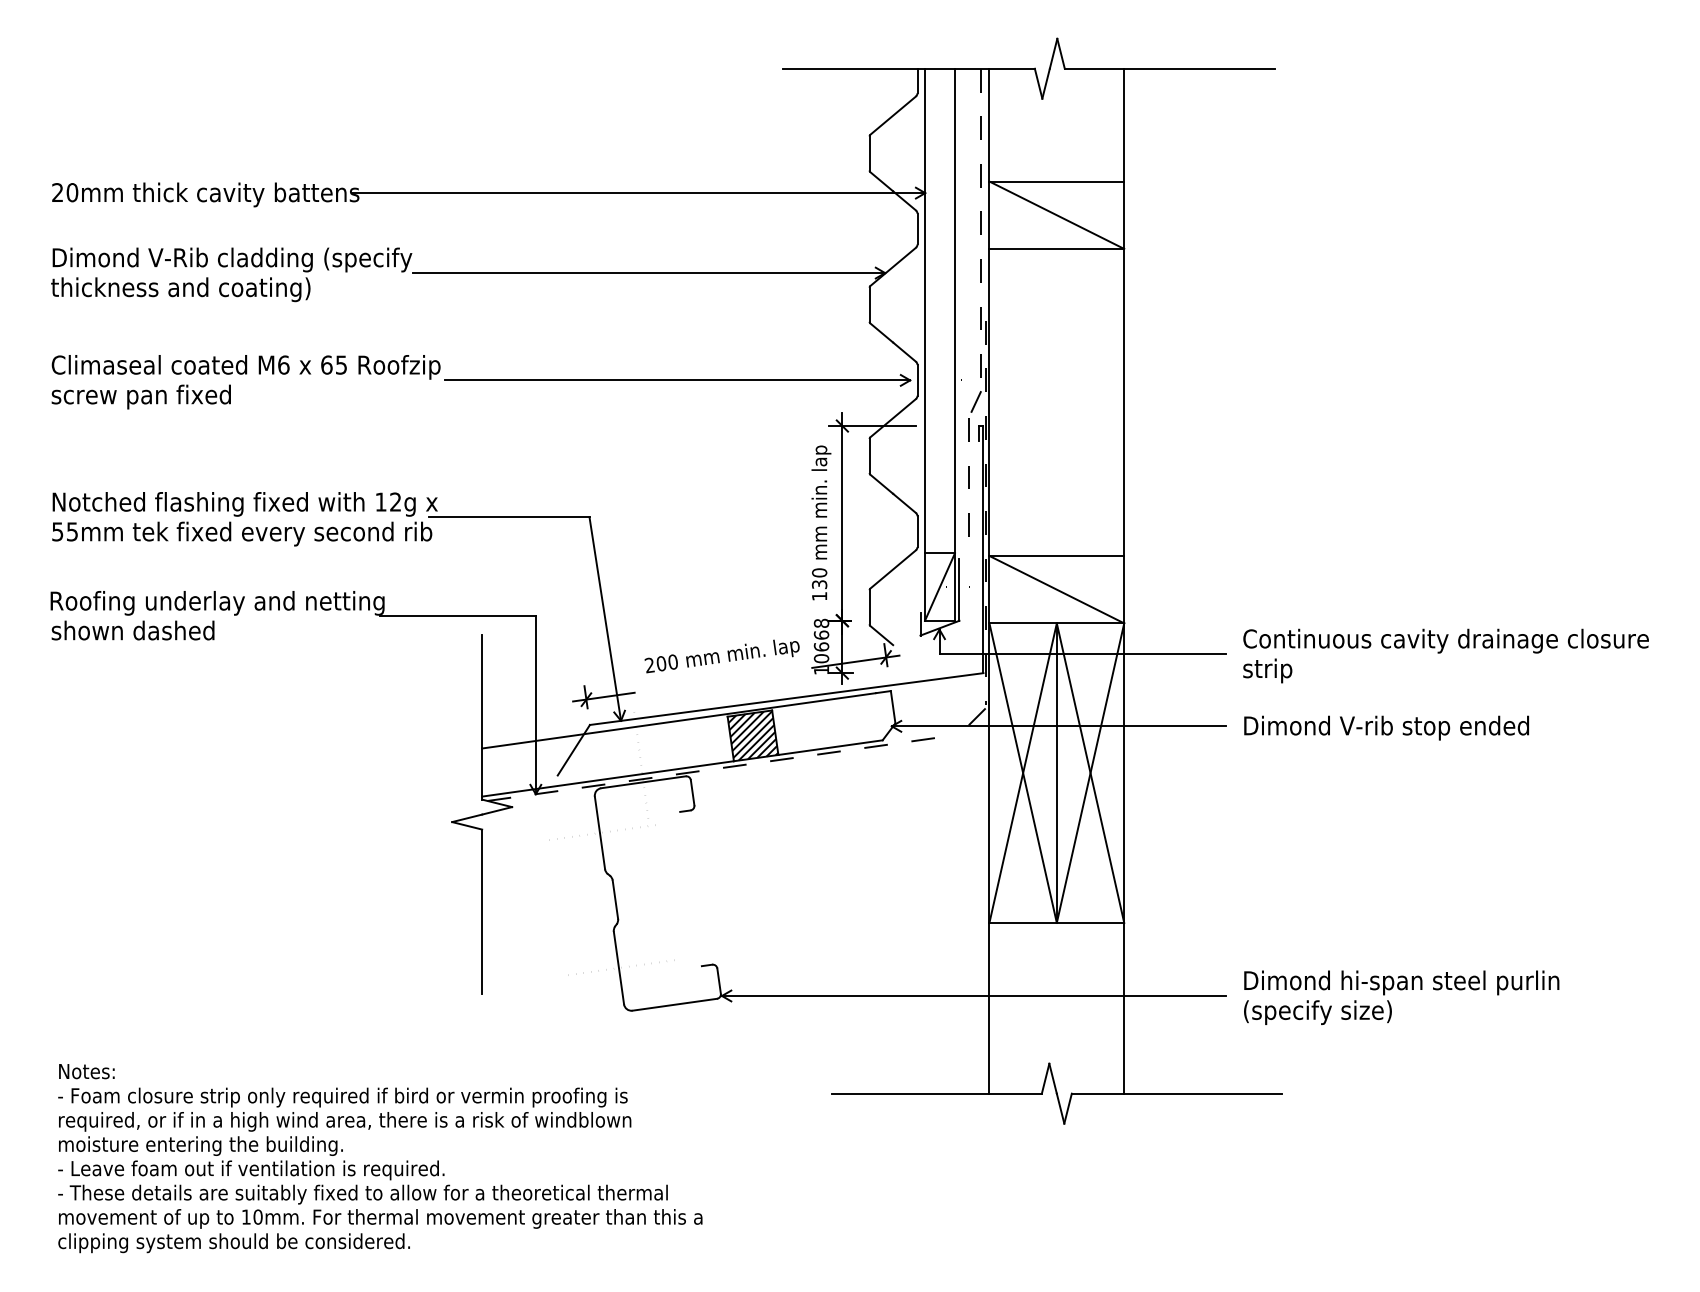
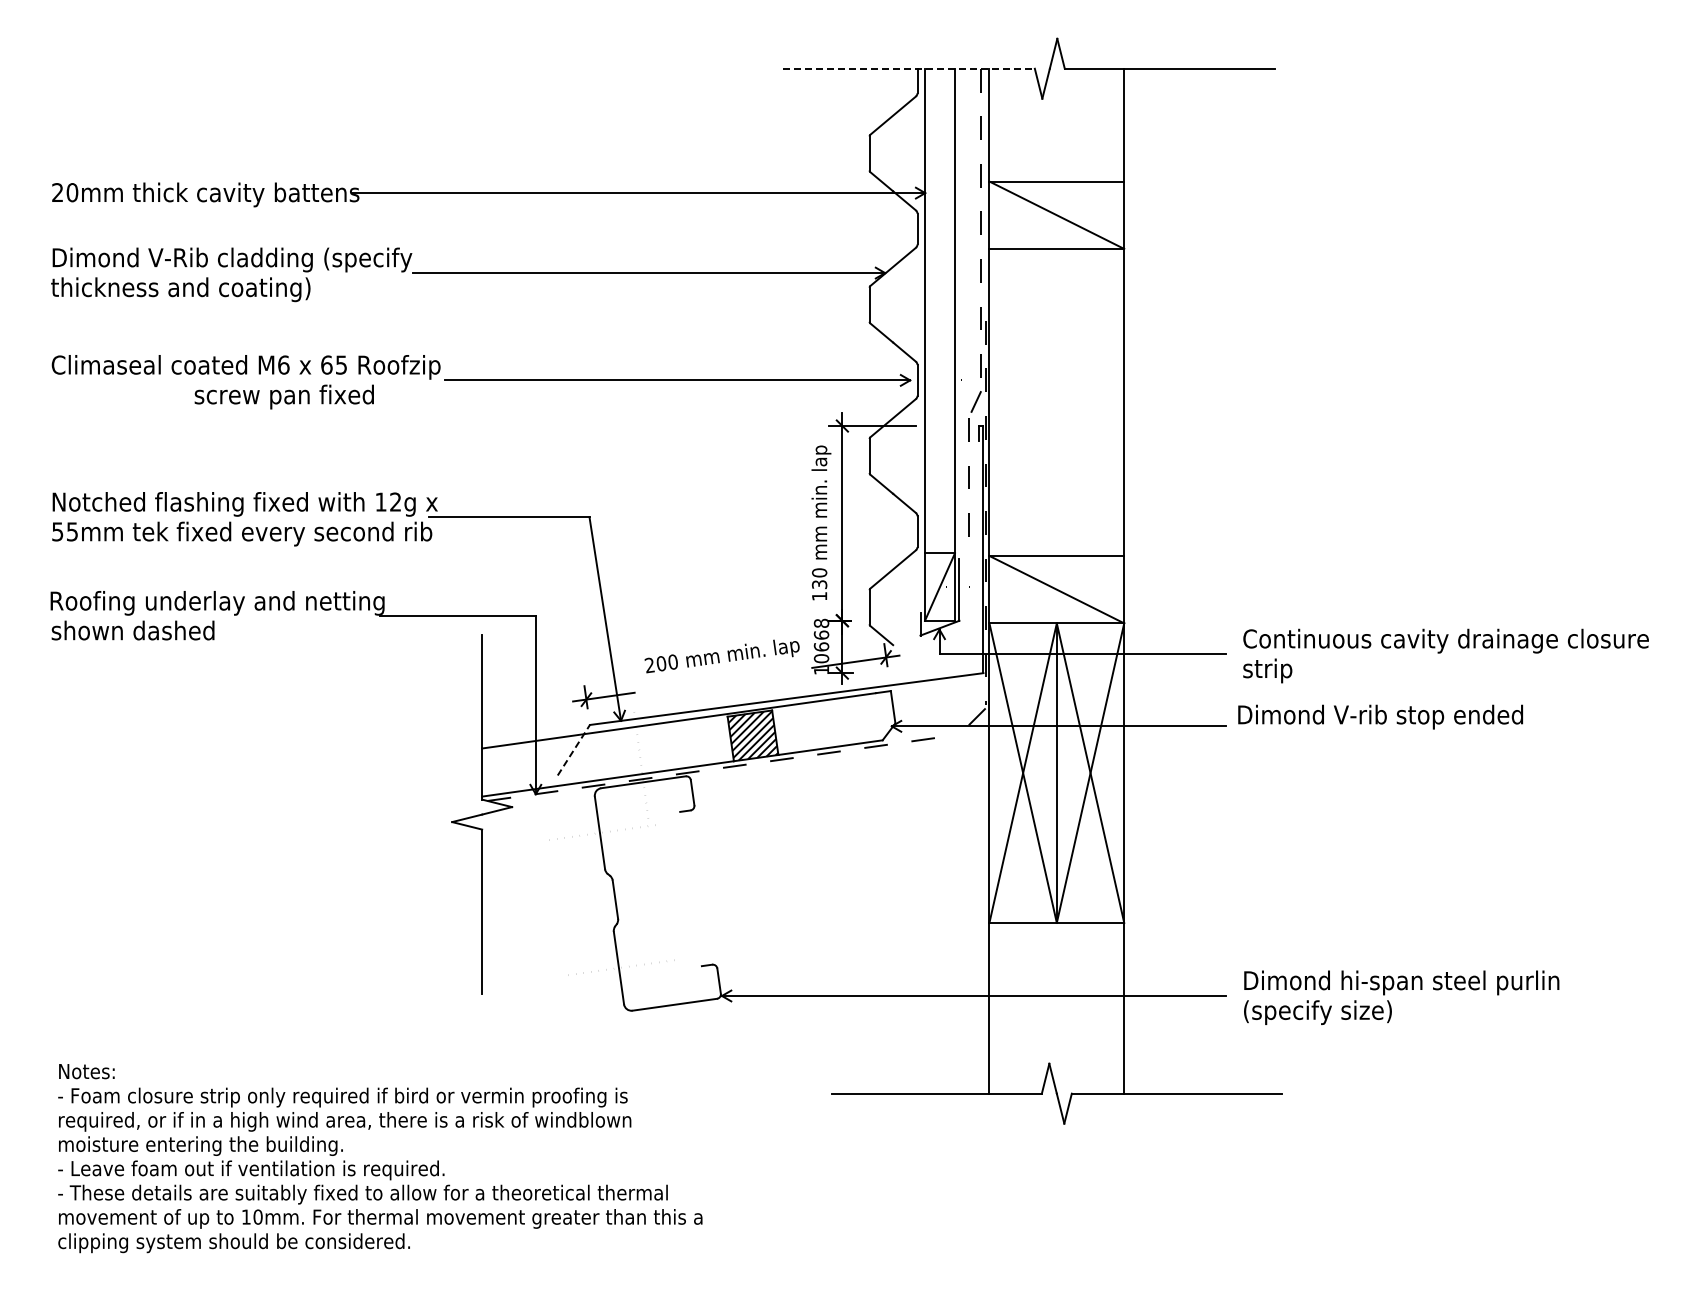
line: solid -> dashed (909, 68)
text position: (140, 396) -> (283, 396) (283, 396)
text position: (1386, 727) -> (1380, 716) (1380, 716)
line: solid -> dashed (573, 750)
